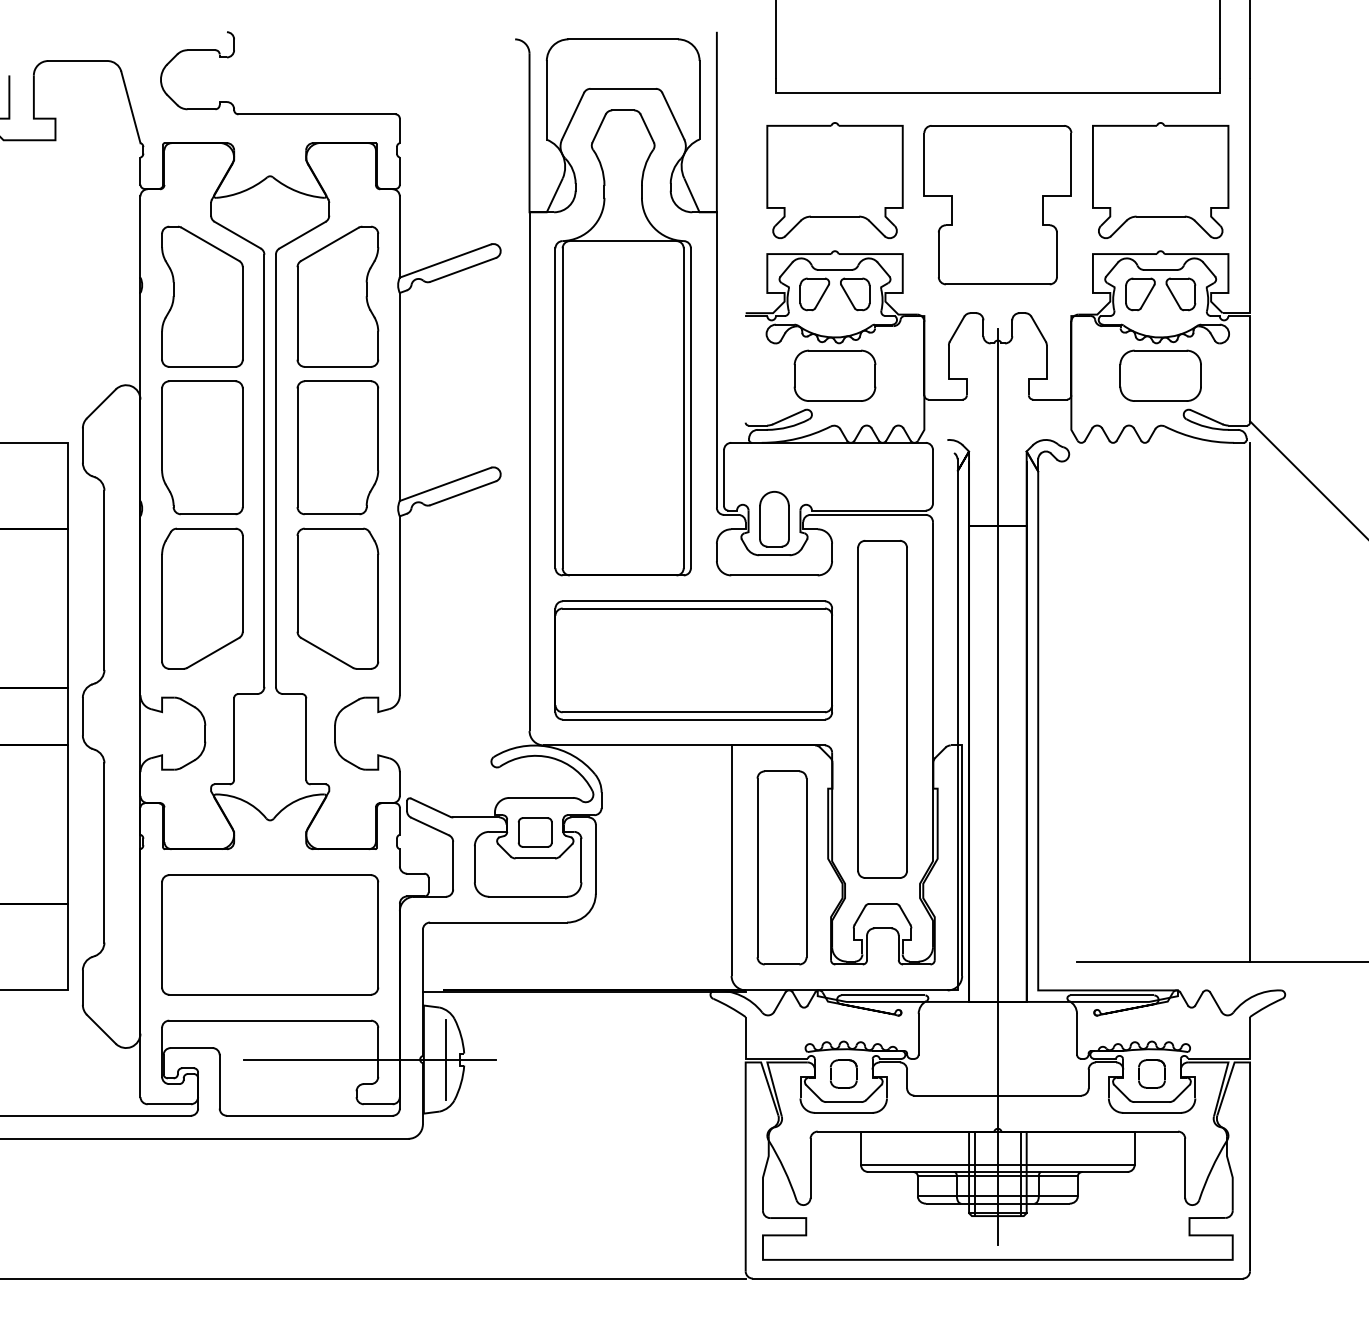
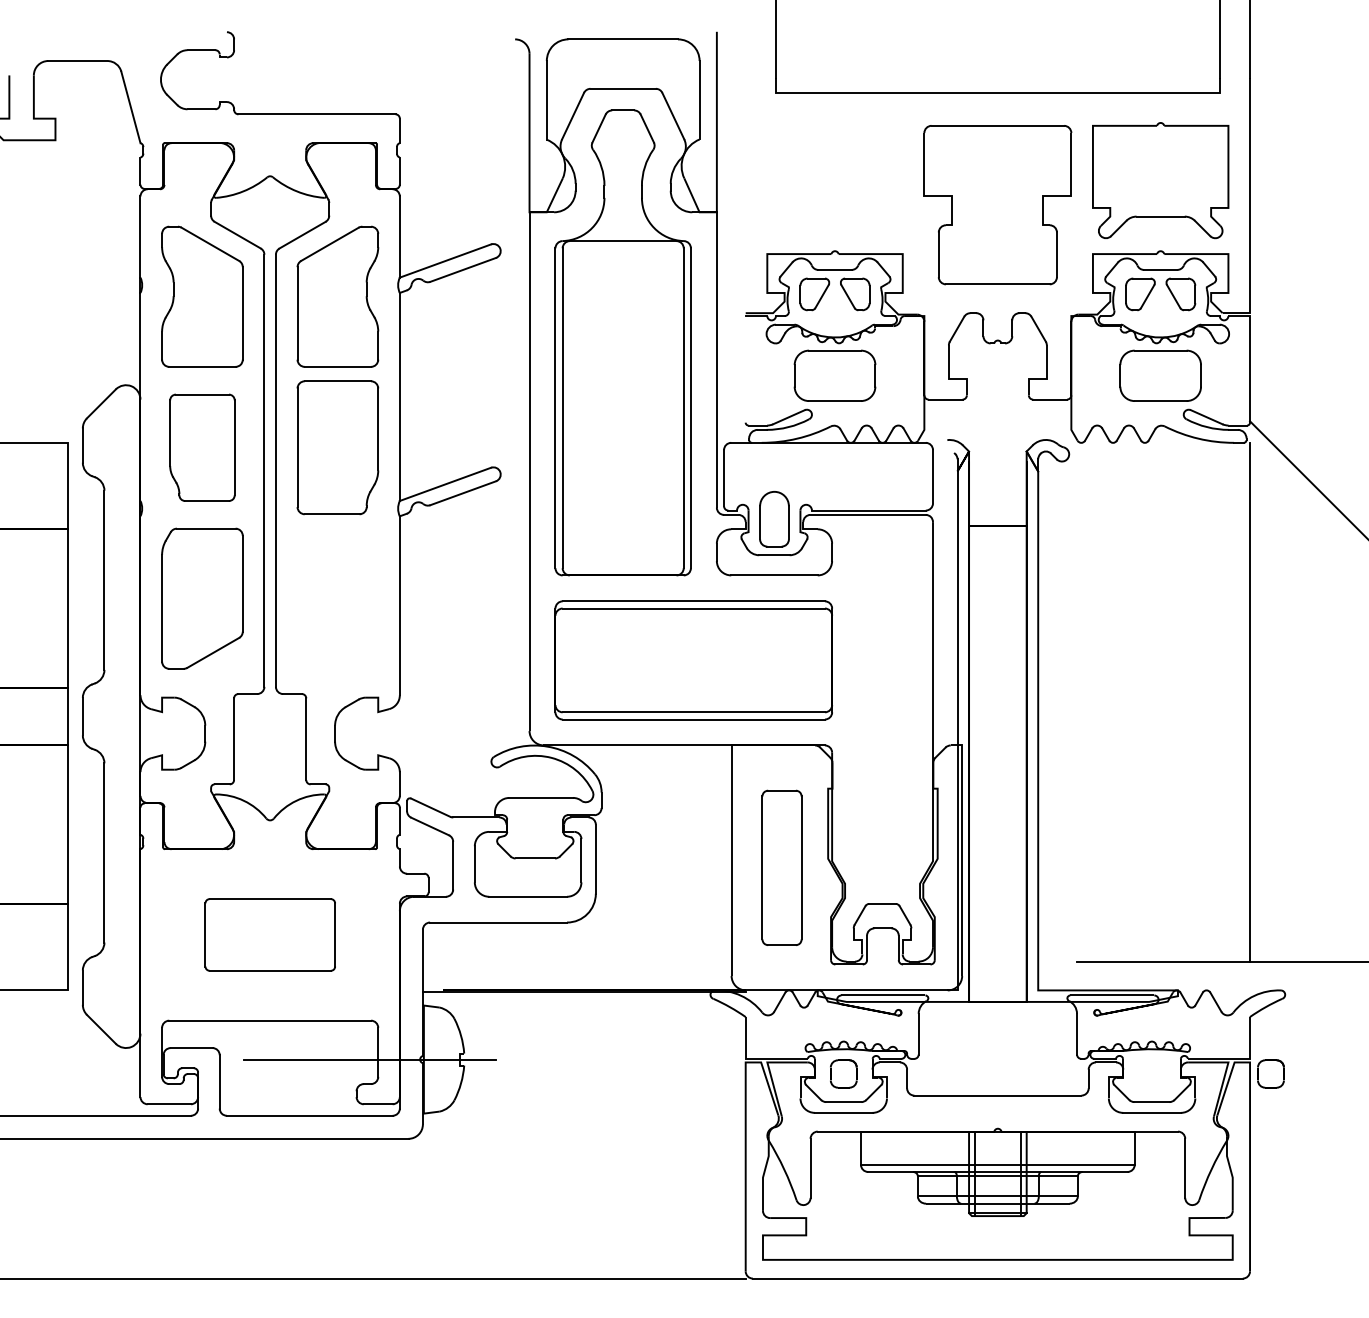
part: present -> none (834, 180)
part size: 83x136 px -> 67x109 px (202, 447)
part: present -> none (337, 598)
part: present -> none (882, 709)
line: present -> none (997, 786)
part: present -> none (534, 832)
part size: 52x196 px -> 42x157 px (781, 867)
part size: 219x122 px -> 132x74 px (269, 934)
line: present -> none (445, 1059)
part position: (1151, 1073) -> (1270, 1073) (1270, 1073)
